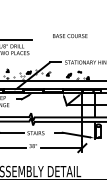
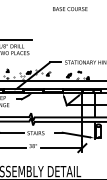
text position: (70, 36) -> (70, 9) (70, 9)
